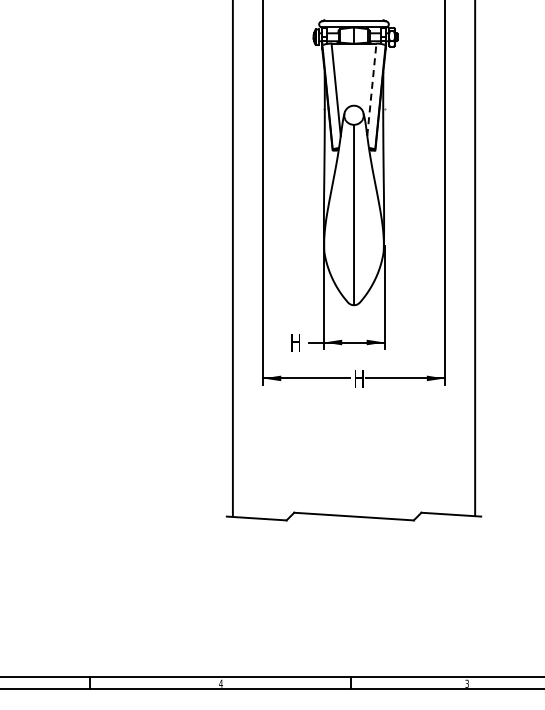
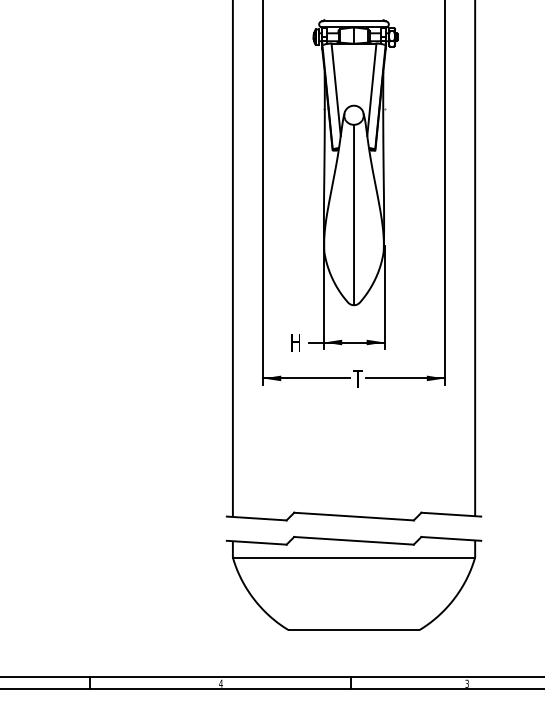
line: dashed -> solid (371, 89)
text: H -> T (358, 378)
part: none -> present (354, 582)
